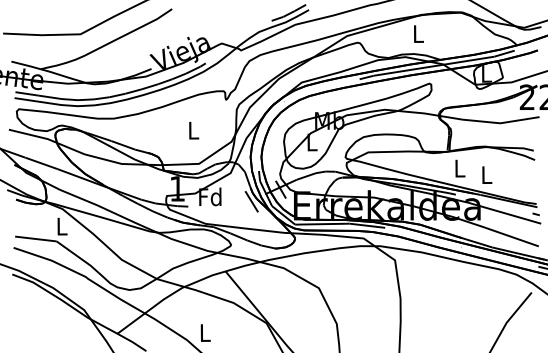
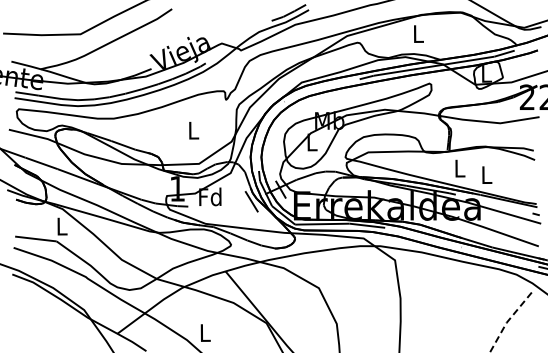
line: solid -> dashed (507, 321)
